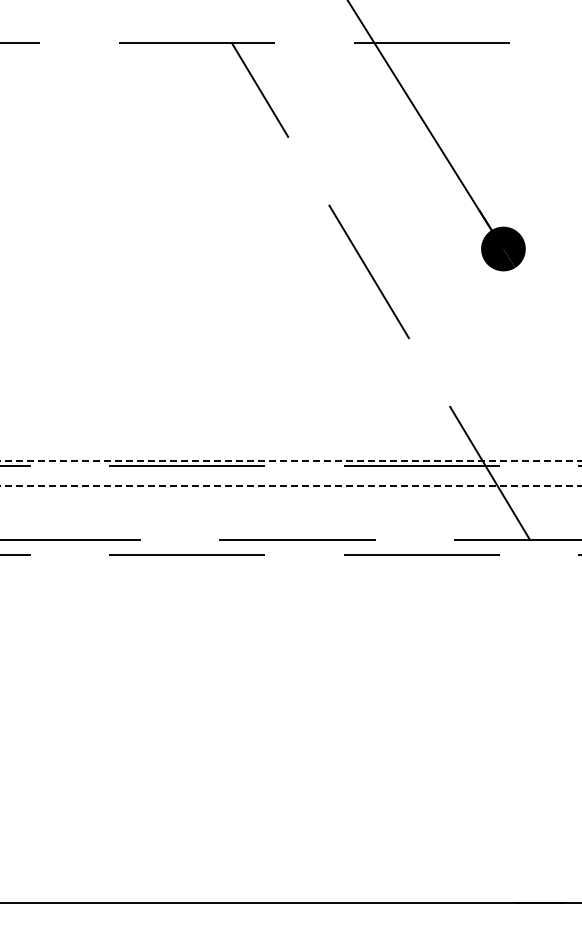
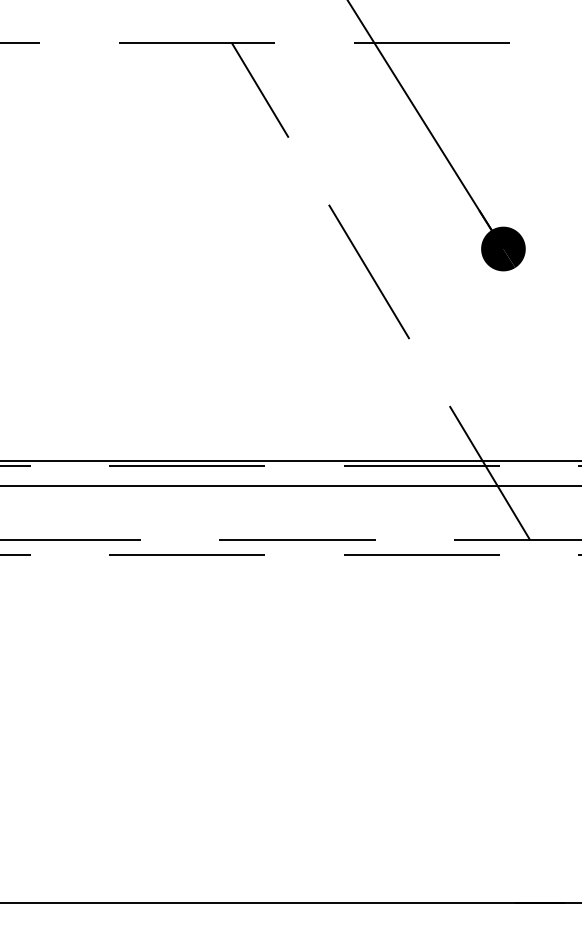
line: dashed -> solid (291, 460)
line: dashed -> solid (291, 485)
